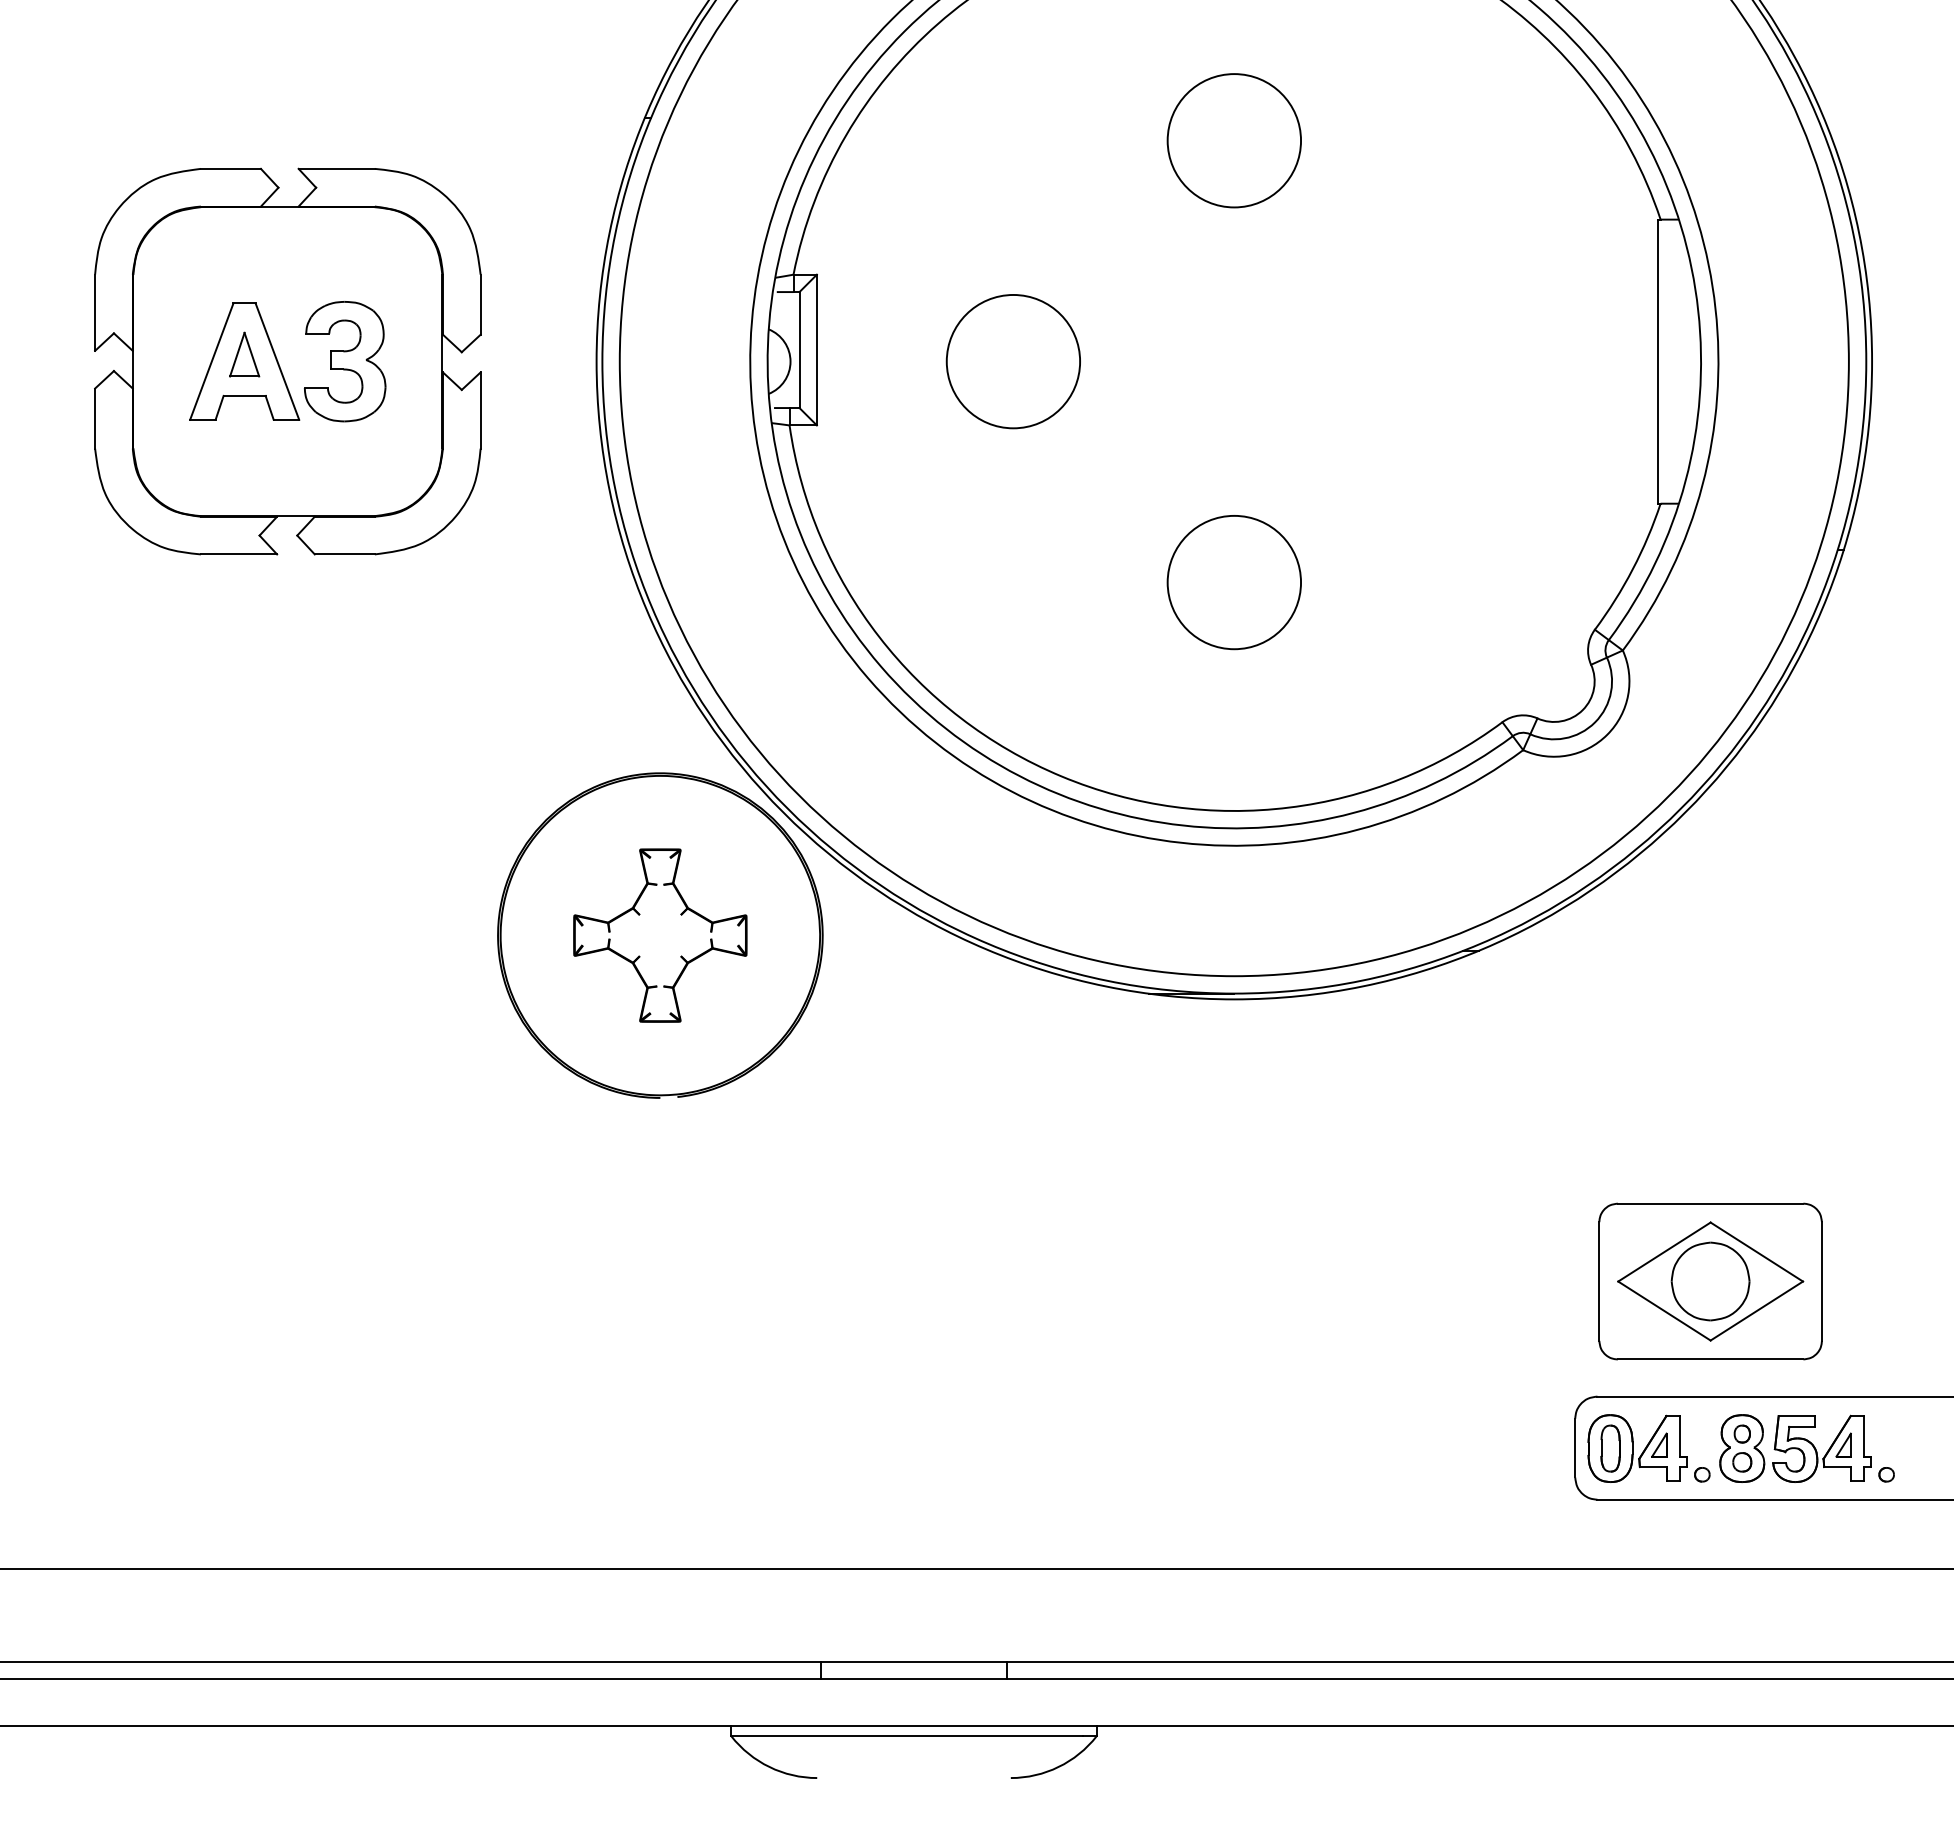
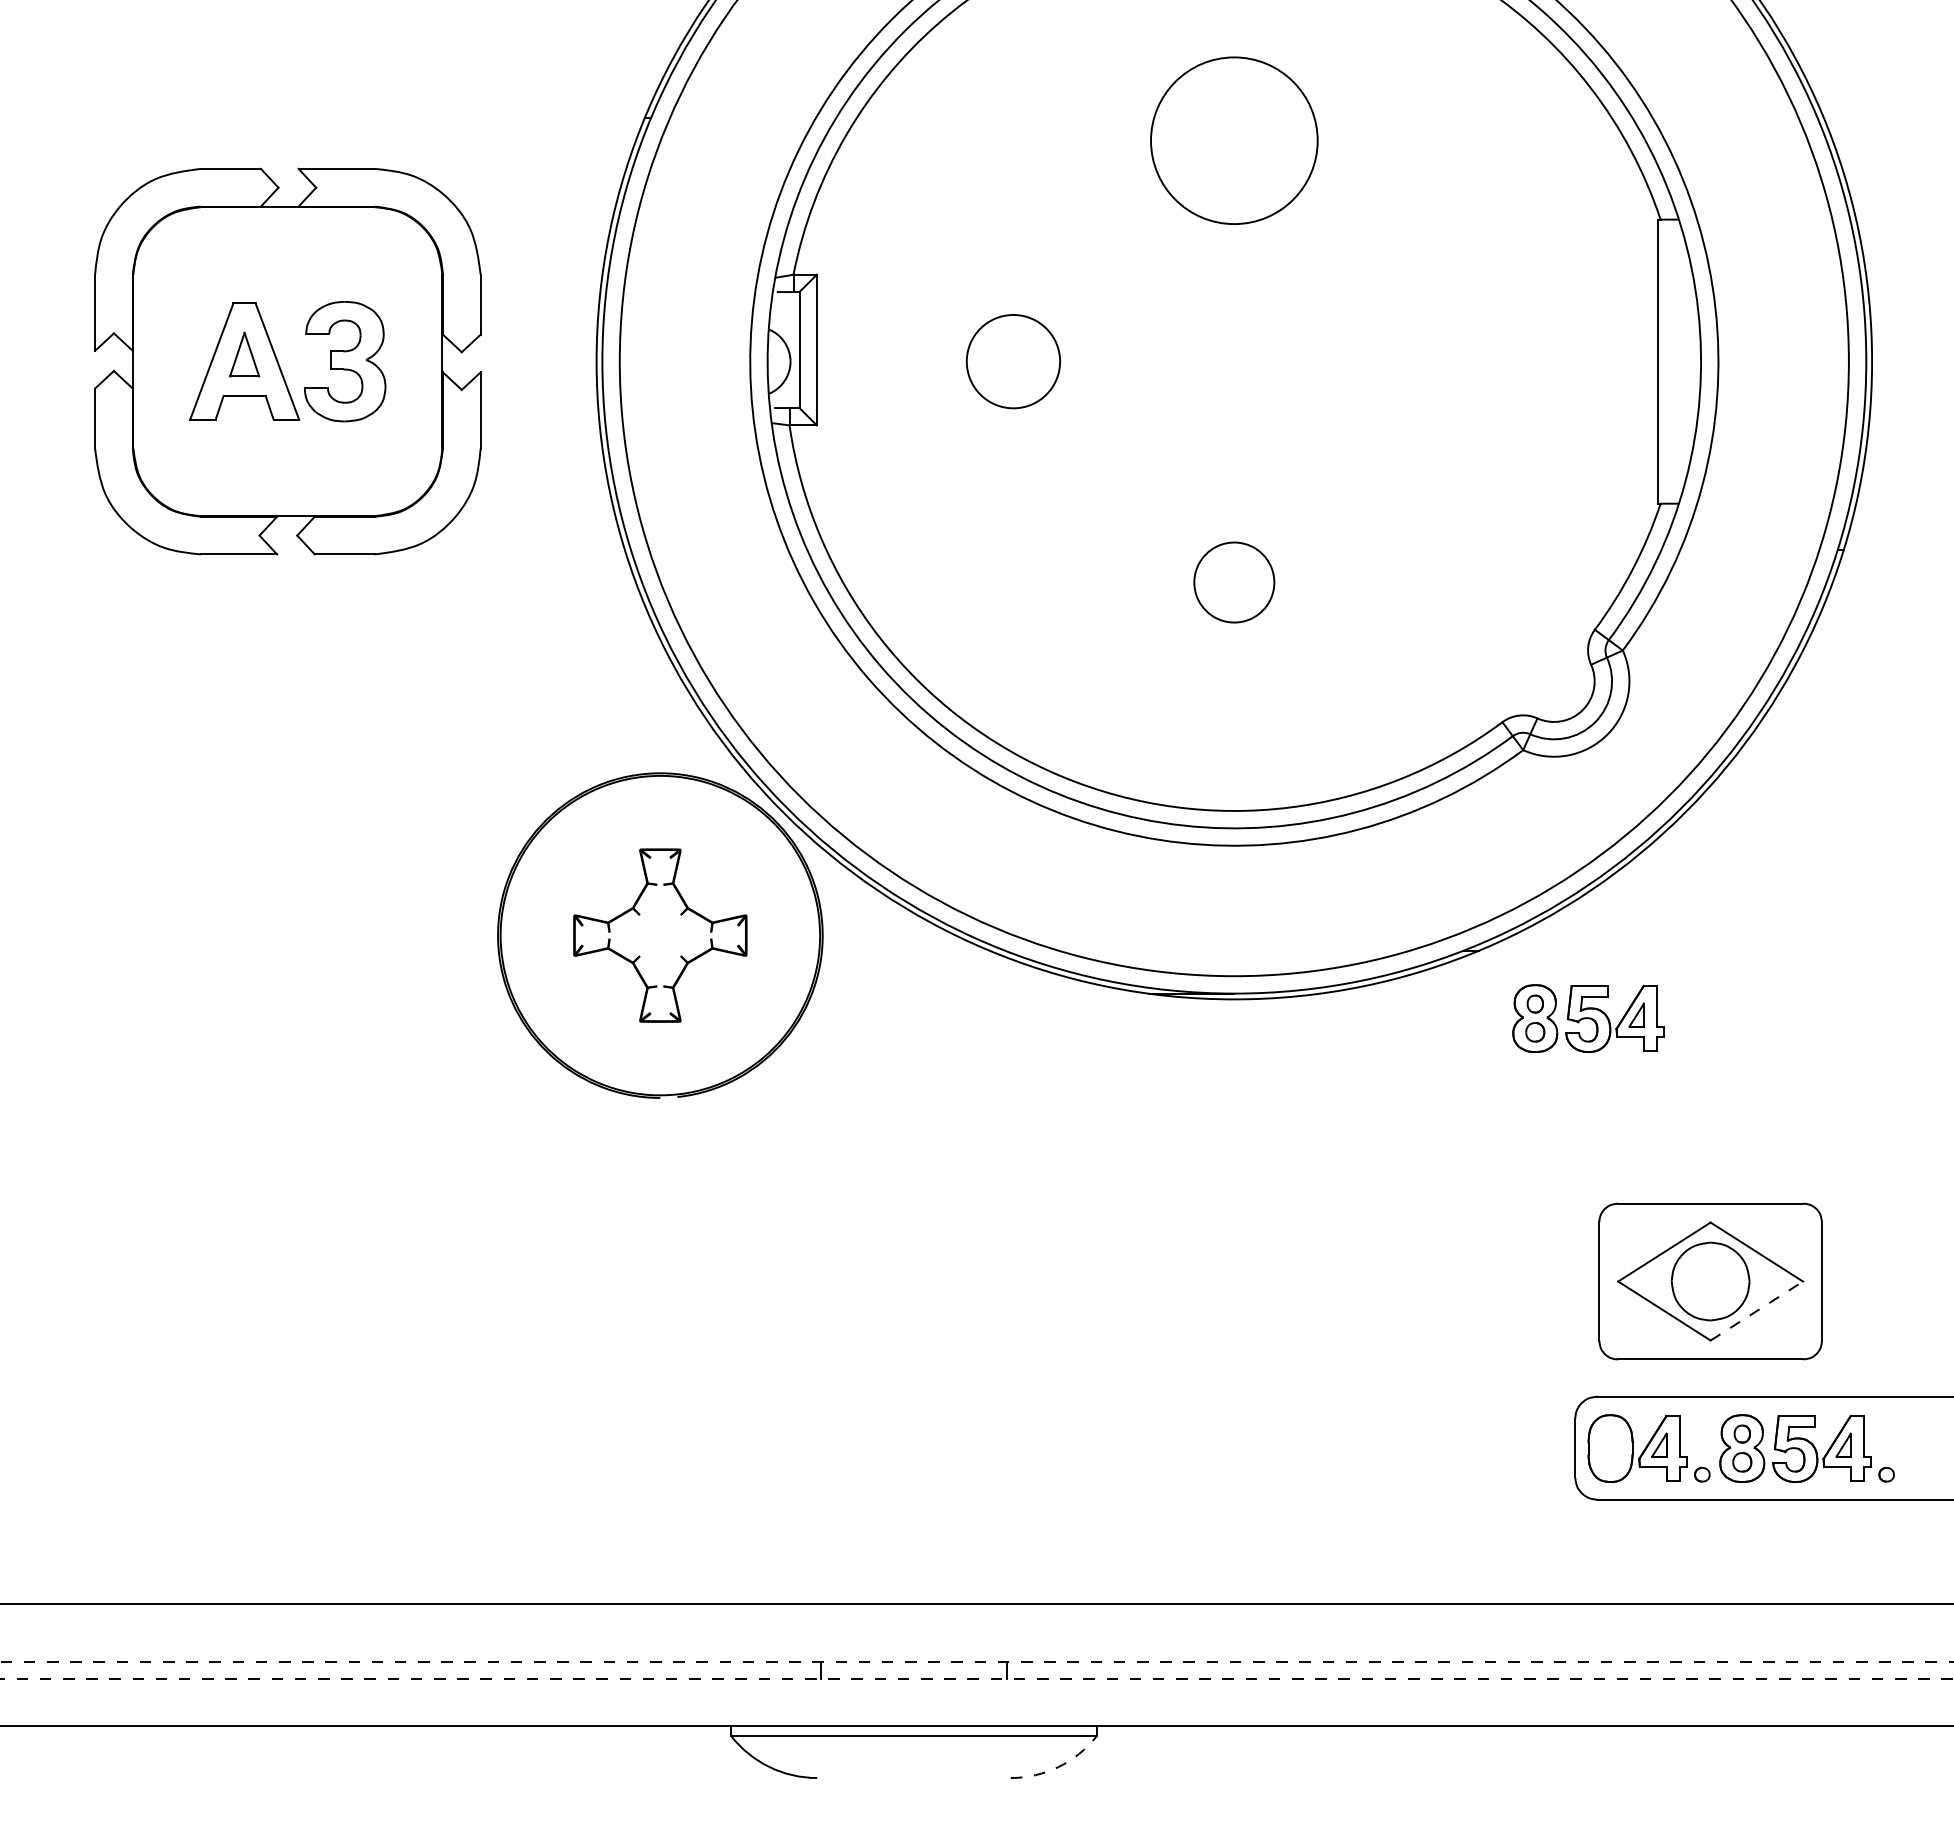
circle diameter: 133 px -> 167 px (1234, 140)
circle diameter: 133 px -> 93 px (1013, 361)
circle diameter: 133 px -> 80 px (1234, 582)
part: none -> present (1588, 1018)
line: solid -> dashed (1756, 1311)
part: present -> none (1610, 1448)
line position: (976, 1569) -> (976, 1604) (976, 1604)
line: solid -> dashed (977, 1662)
line: solid -> dashed (976, 1679)
arc: solid -> dashed (1058, 1767)
